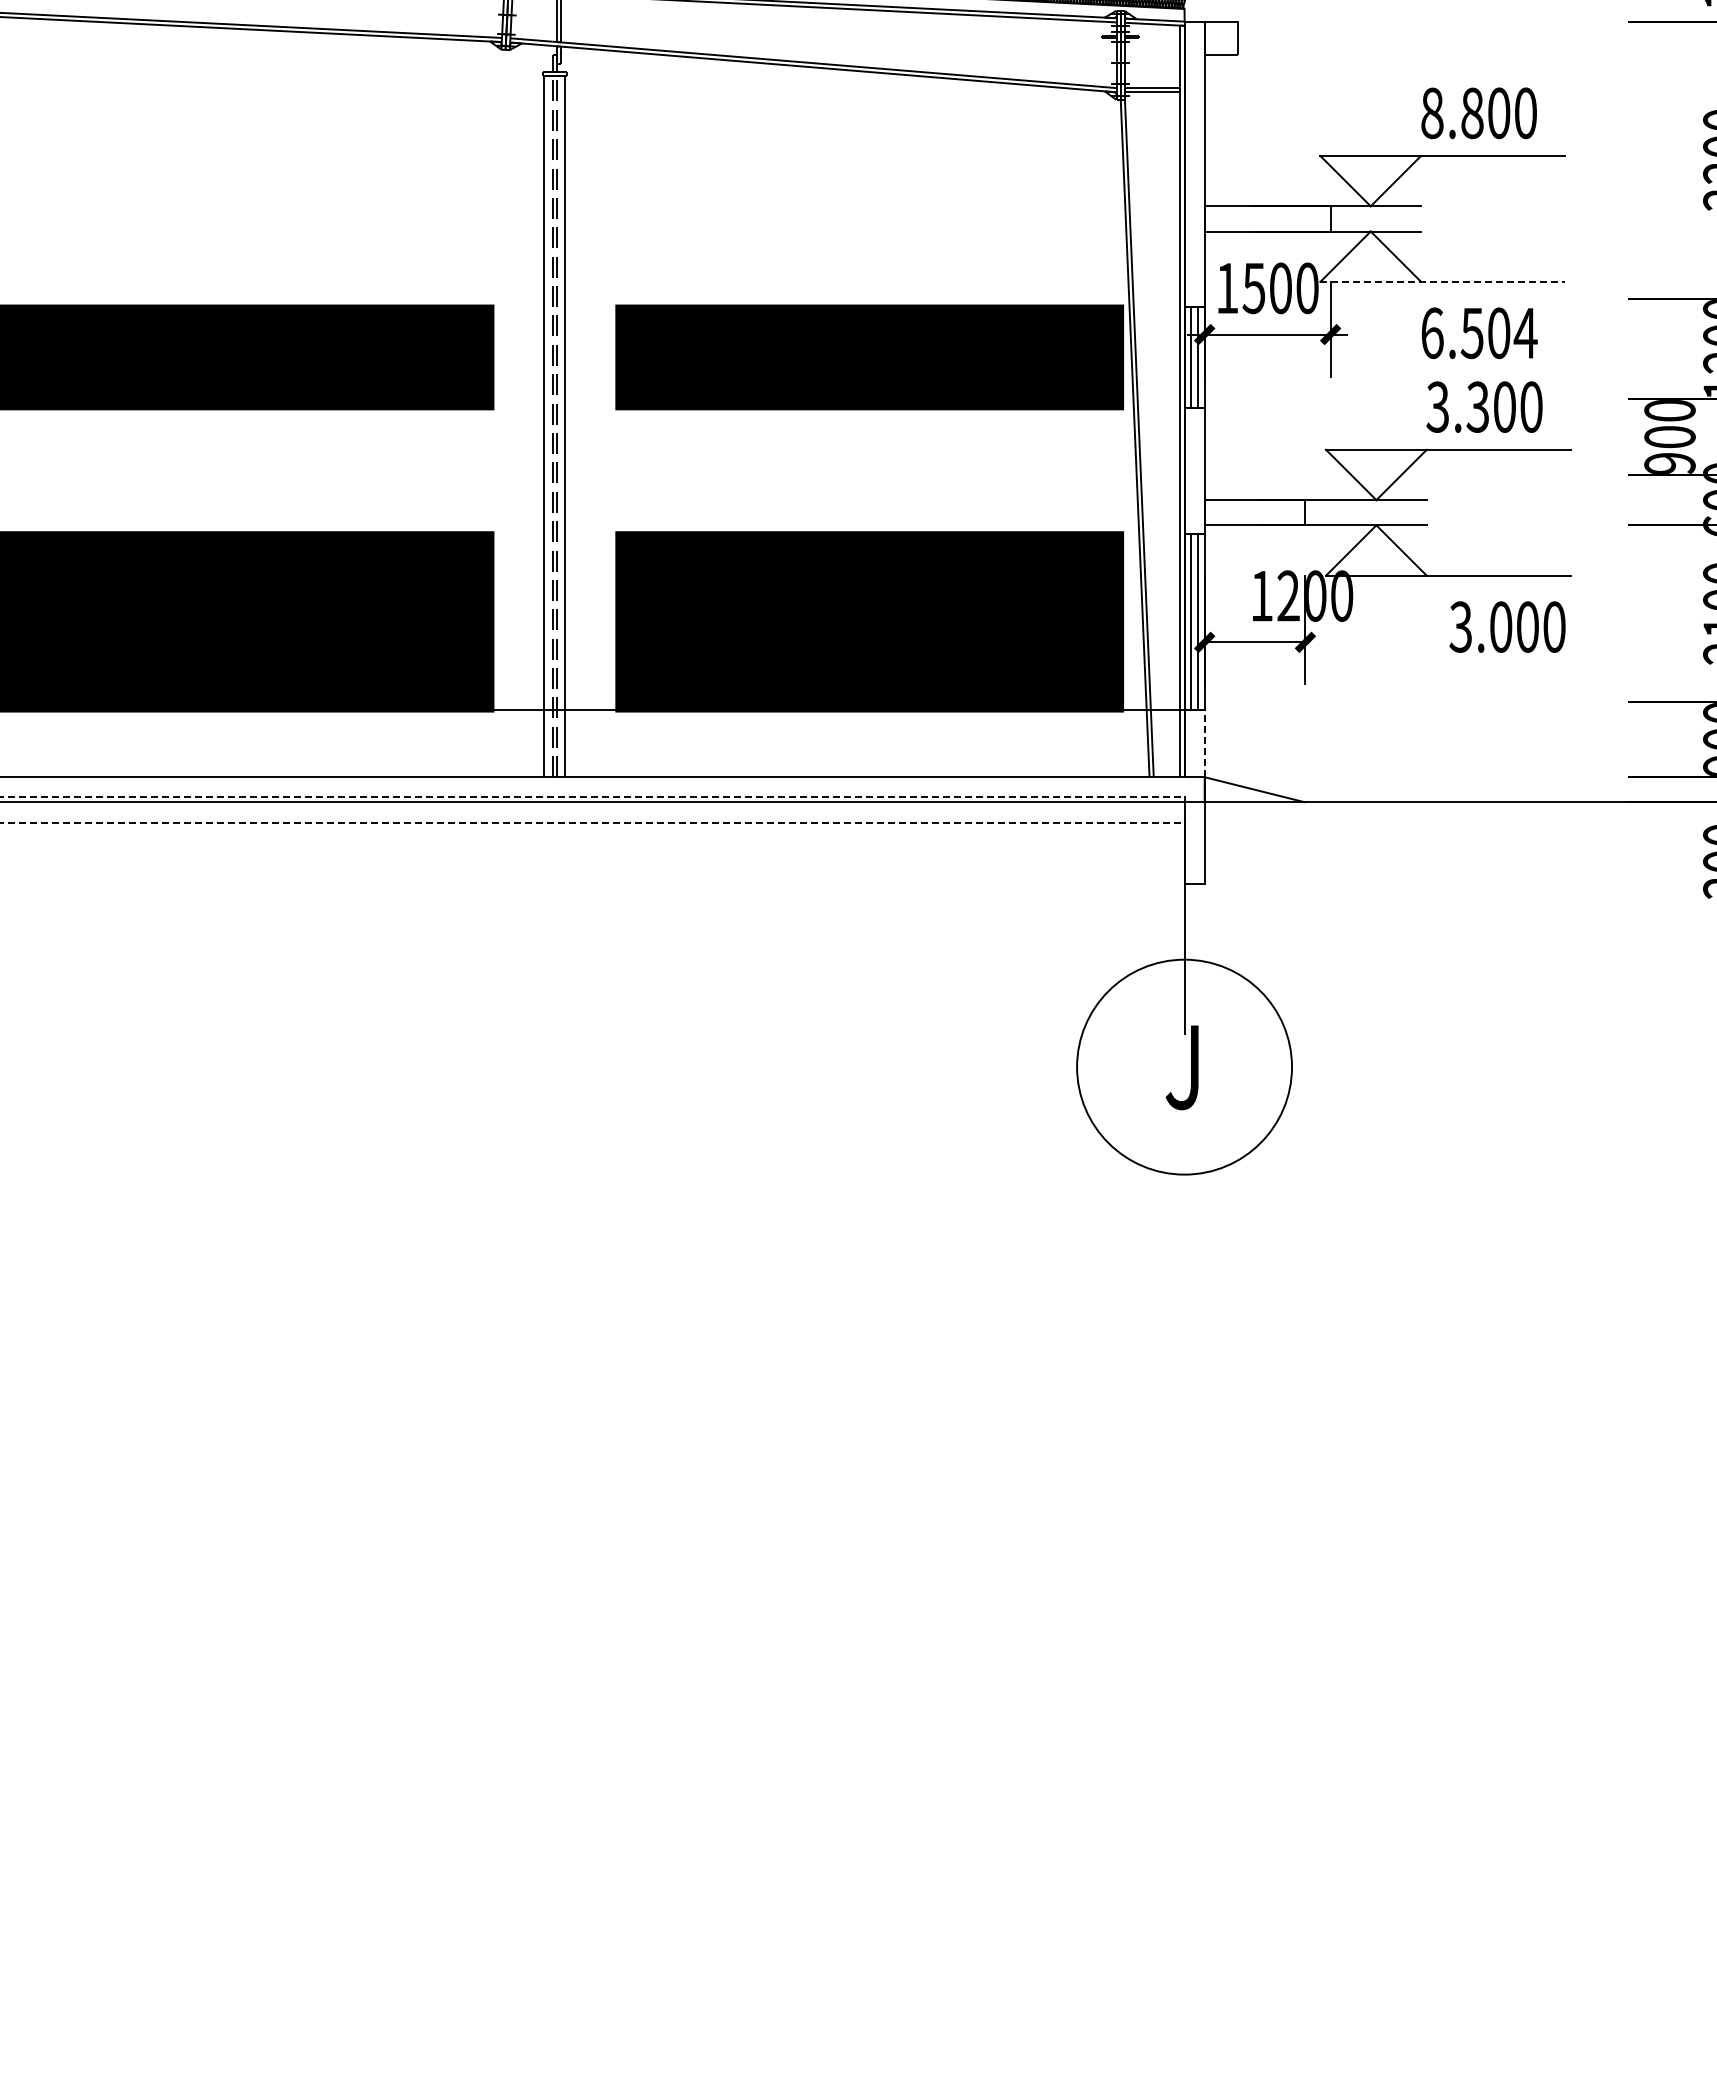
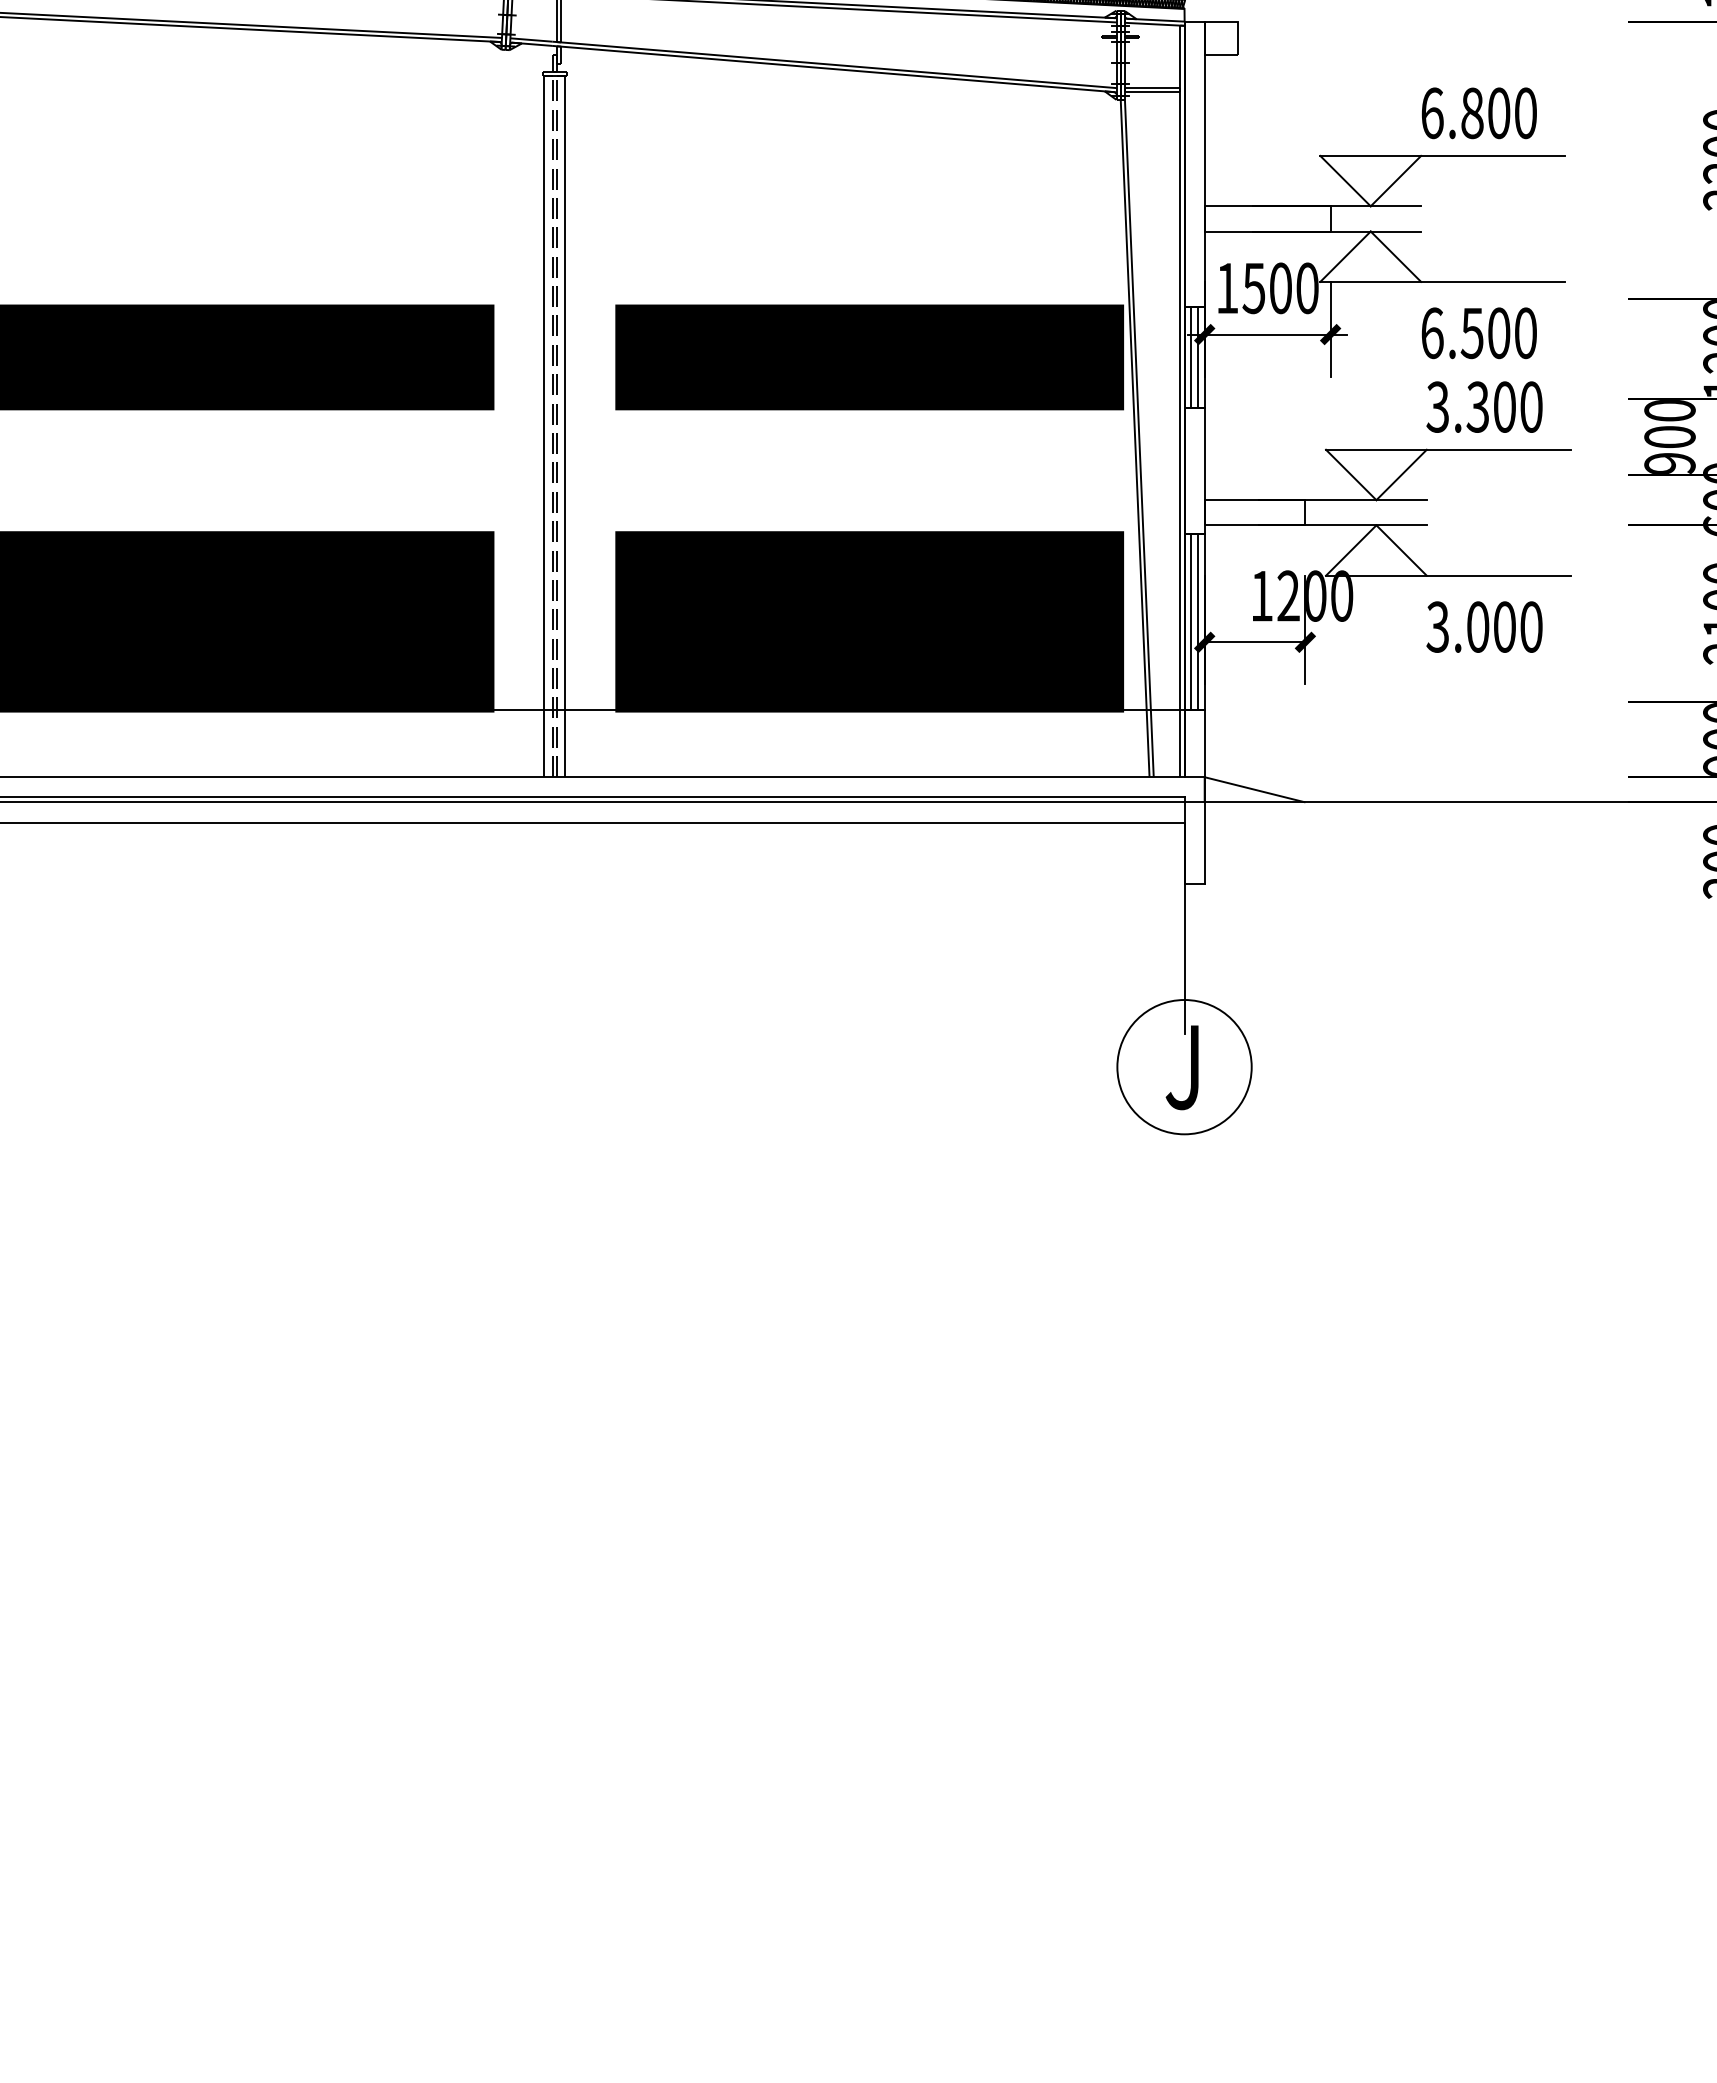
text: 8.800 -> 6.800 (1432, 113)
line: dashed -> solid (1443, 281)
text: 6.504 -> 6.500 (1525, 333)
text position: (1507, 626) -> (1484, 626) (1484, 626)
line: dashed -> solid (1204, 743)
line: dashed -> solid (592, 797)
line: dashed -> solid (592, 822)
circle diameter: 215 px -> 134 px (1184, 1067)
